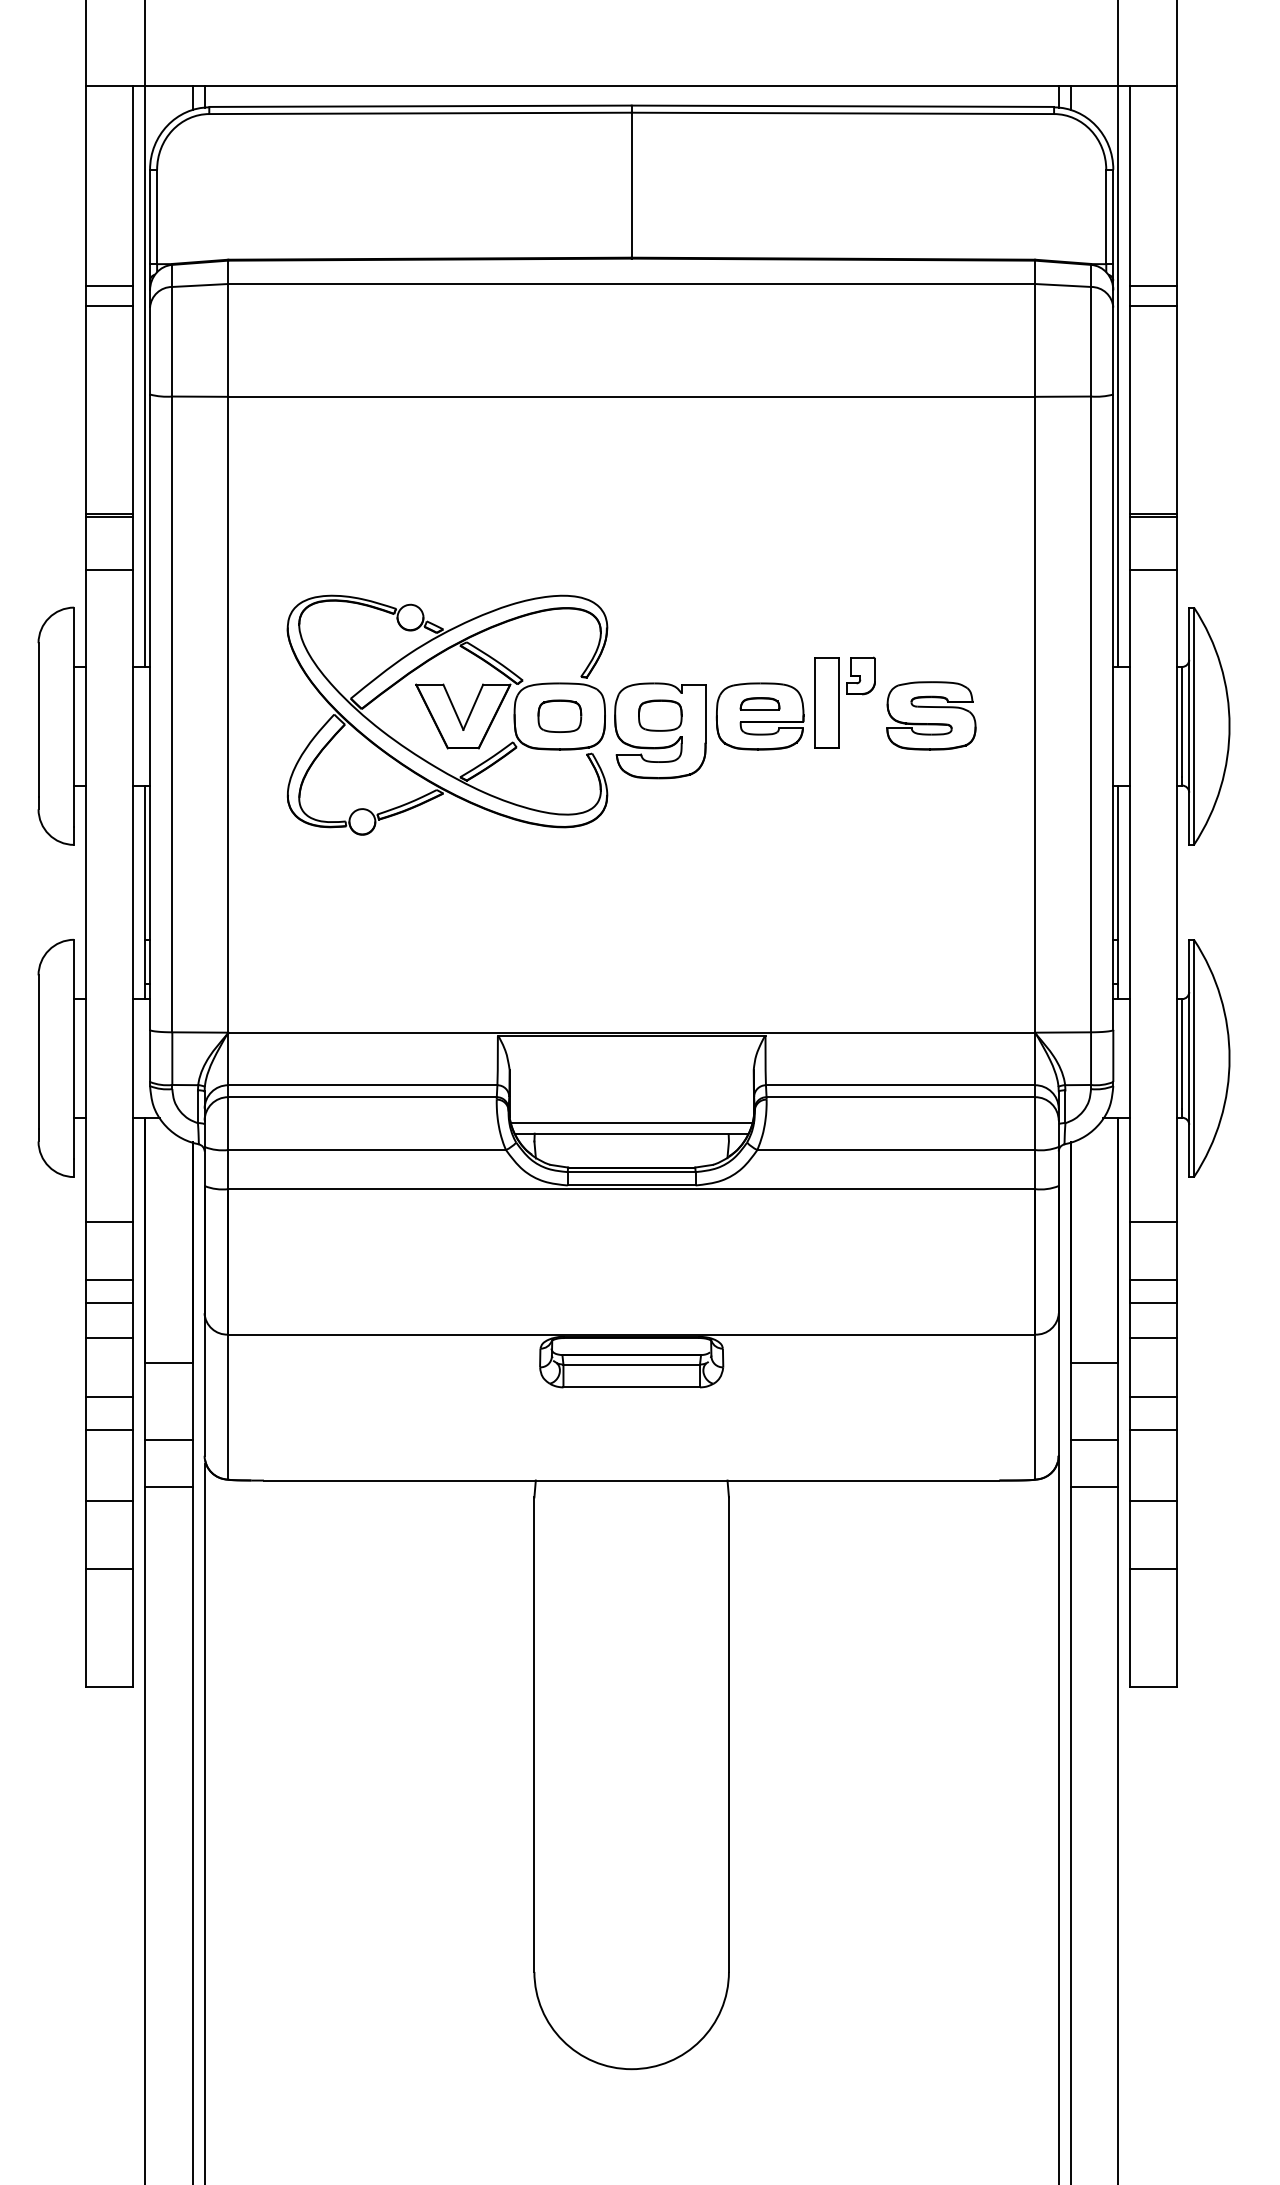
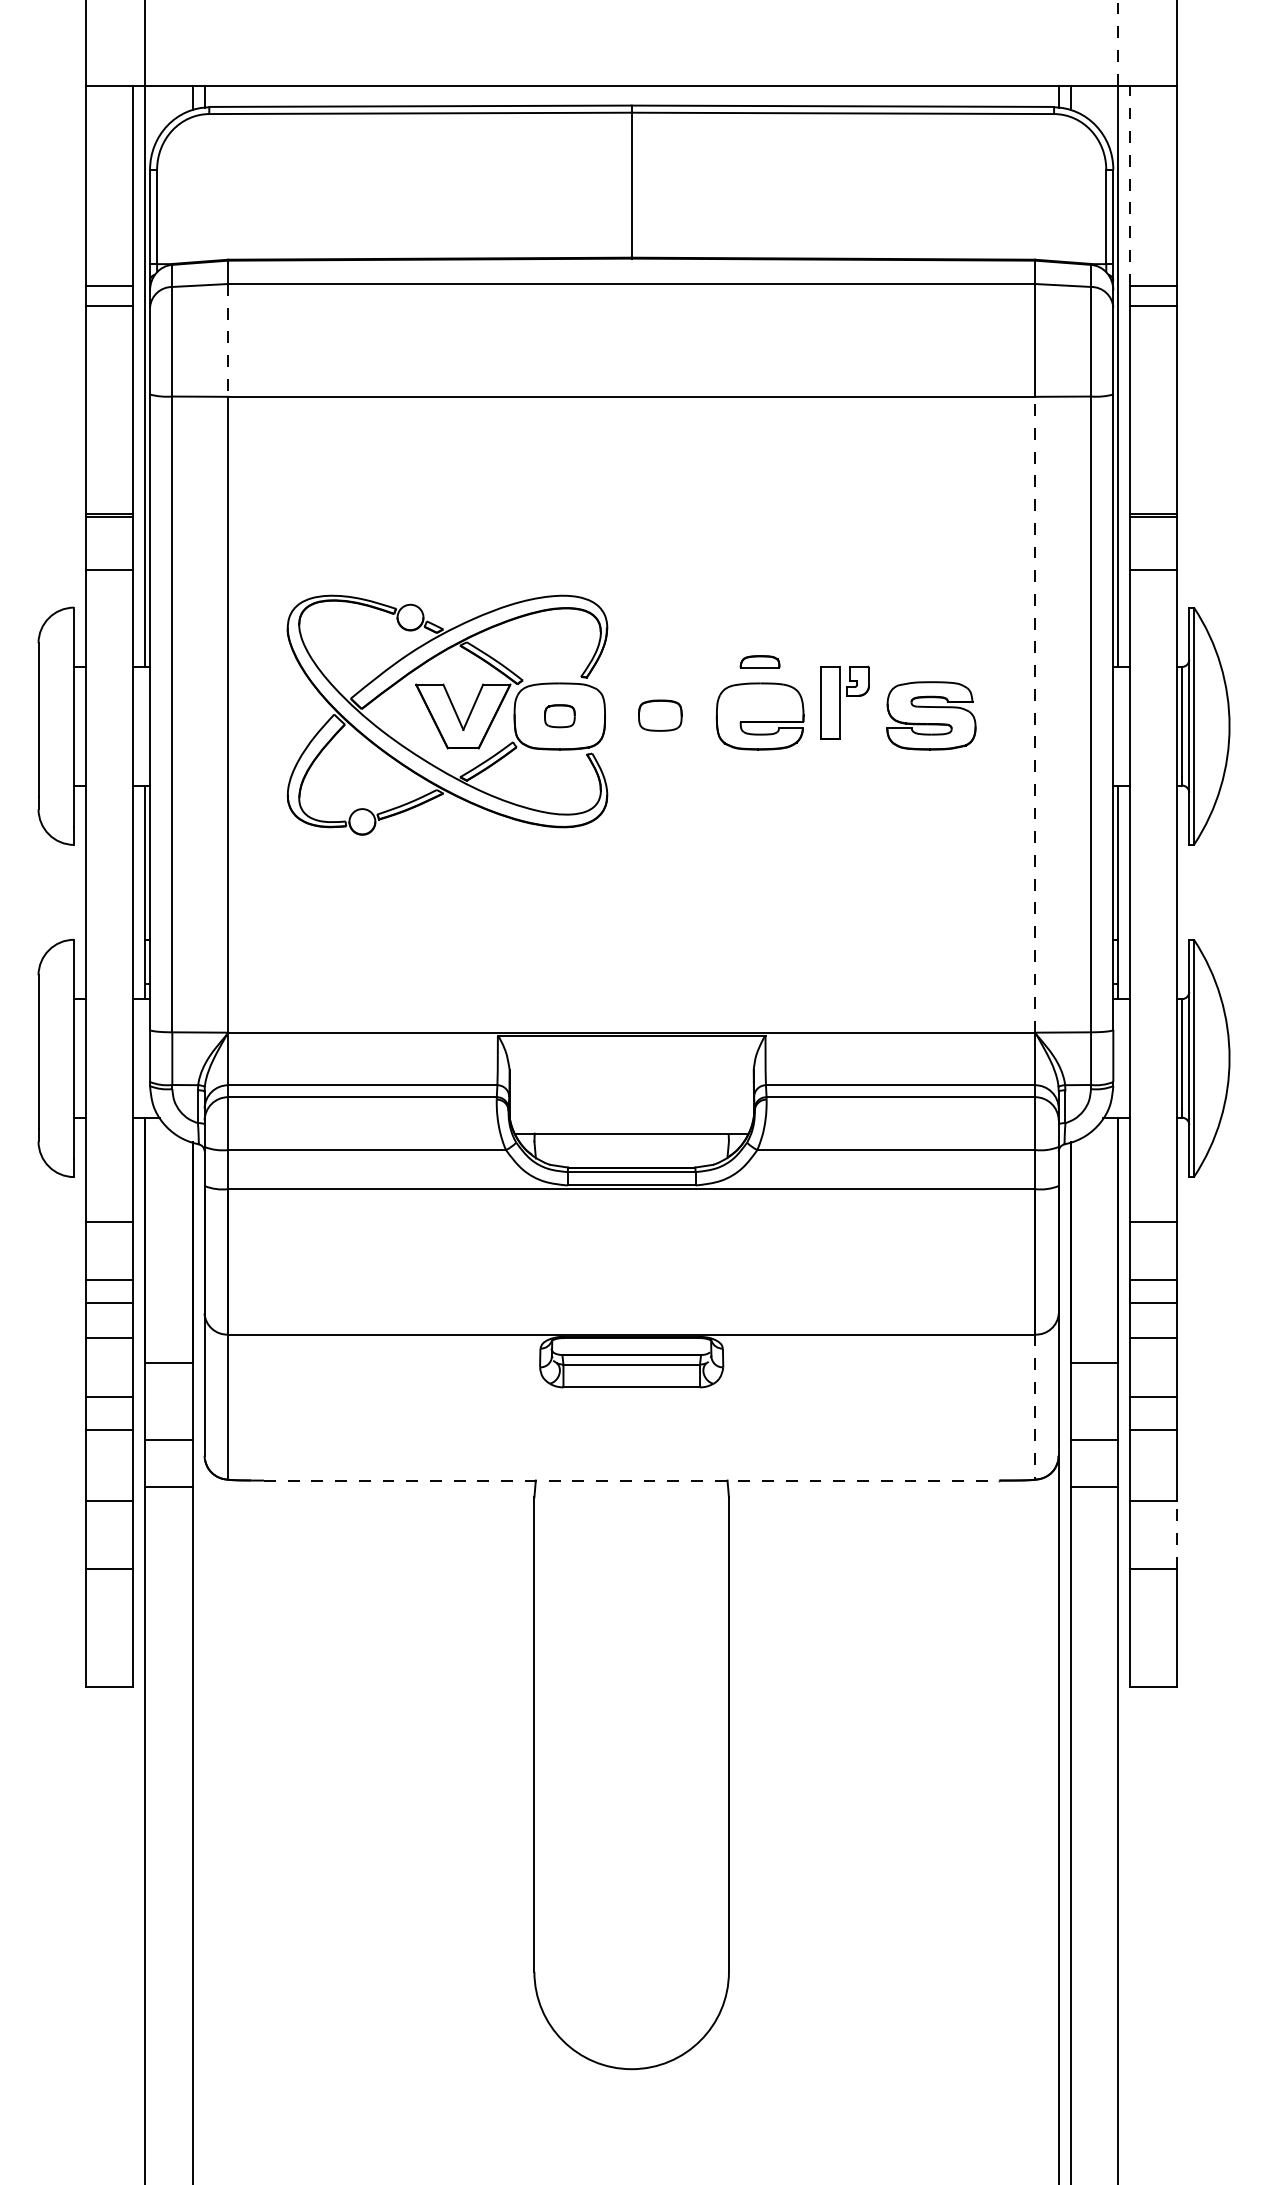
line: solid -> dashed (1118, 42)
line: solid -> dashed (1129, 185)
line: solid -> dashed (228, 340)
part size: 62x93 px -> 50x75 px (844, 702)
part position: (759, 703) -> (759, 661) (759, 661)
line: solid -> dashed (1035, 714)
part size: 46x34 px -> 32x25 px (559, 716)
part: present -> none (660, 730)
line: present -> none (631, 1122)
line: solid -> dashed (1035, 1407)
line: solid -> dashed (631, 1480)
line: solid -> dashed (1177, 1534)
line: present -> none (204, 1822)
